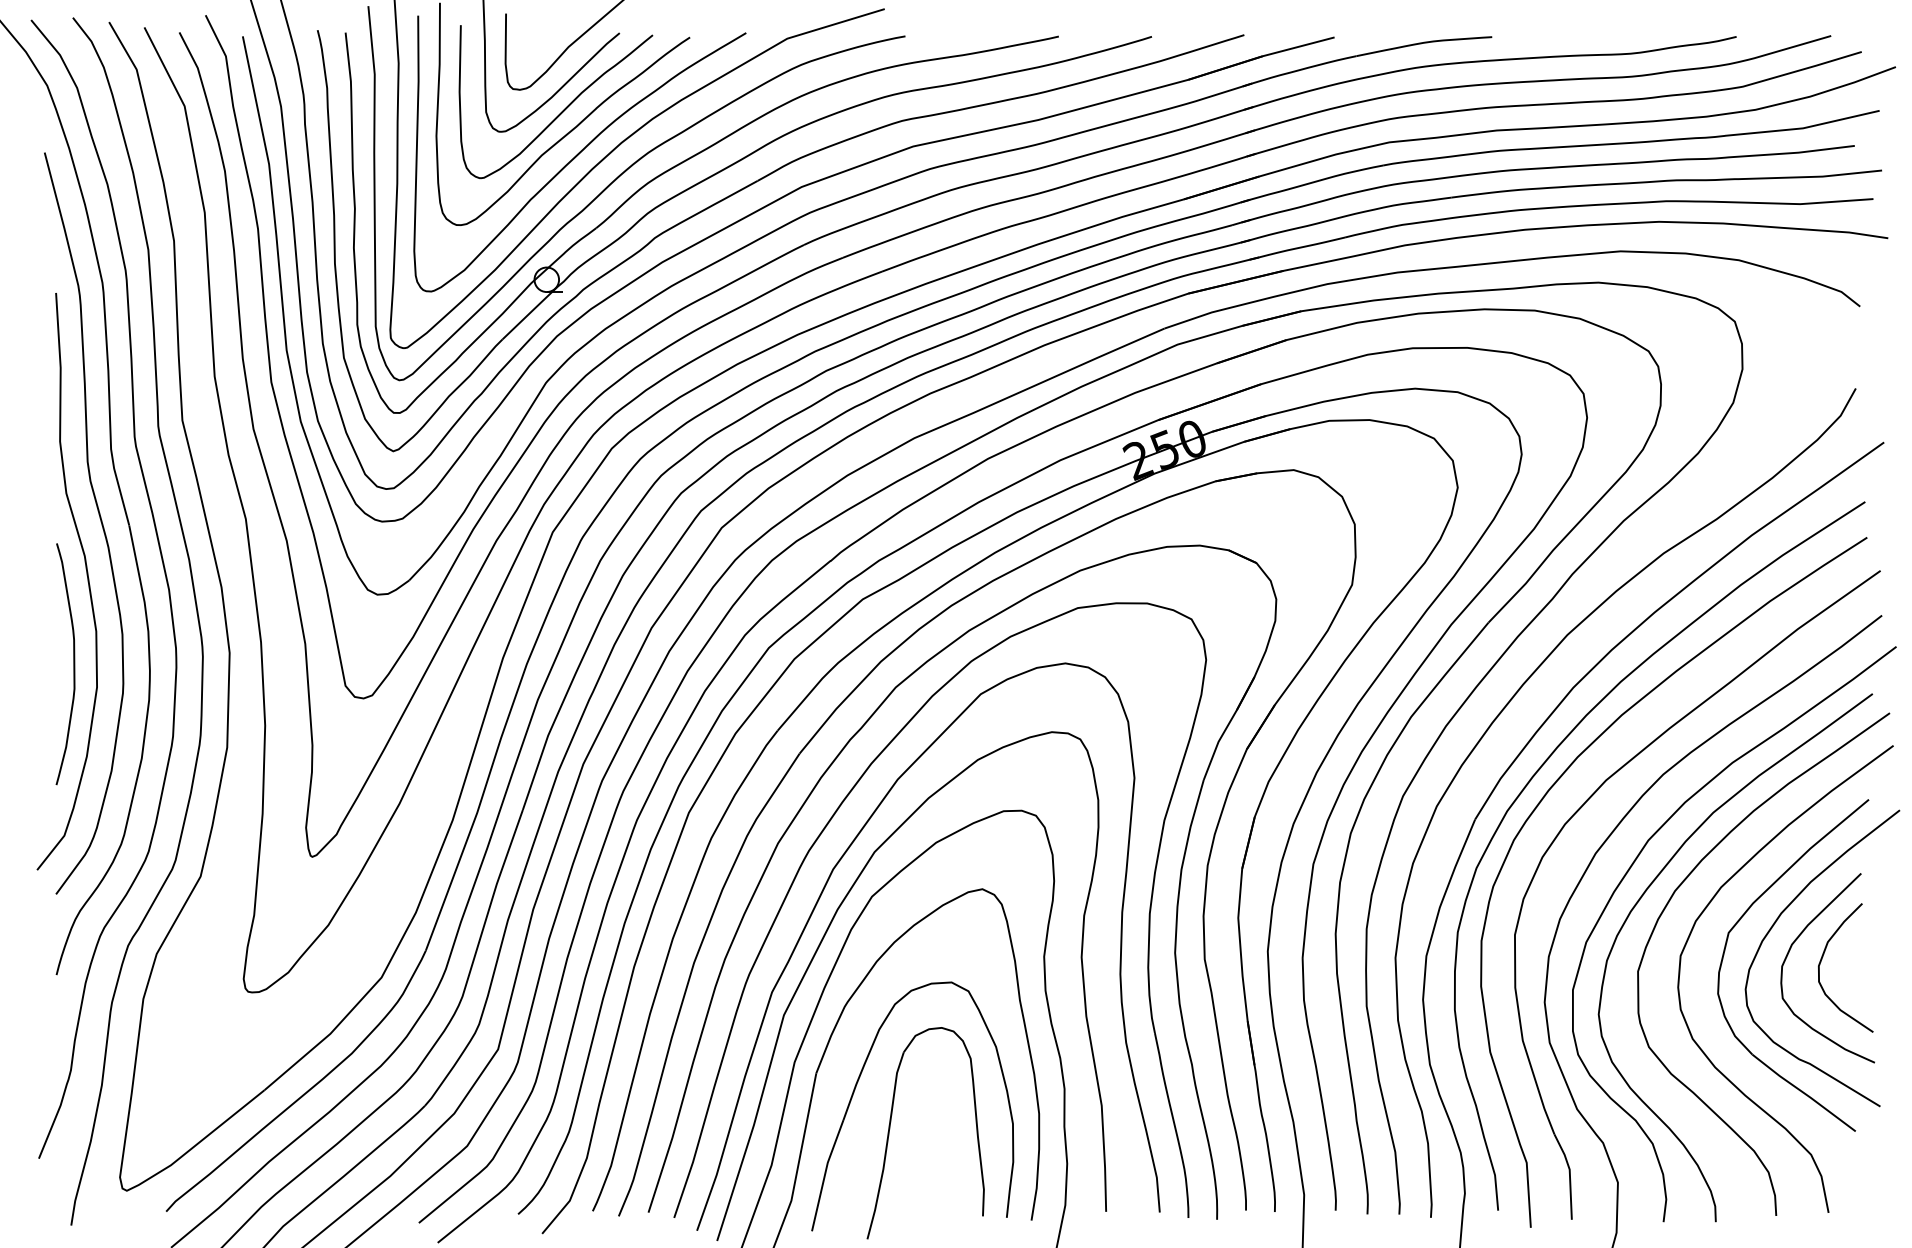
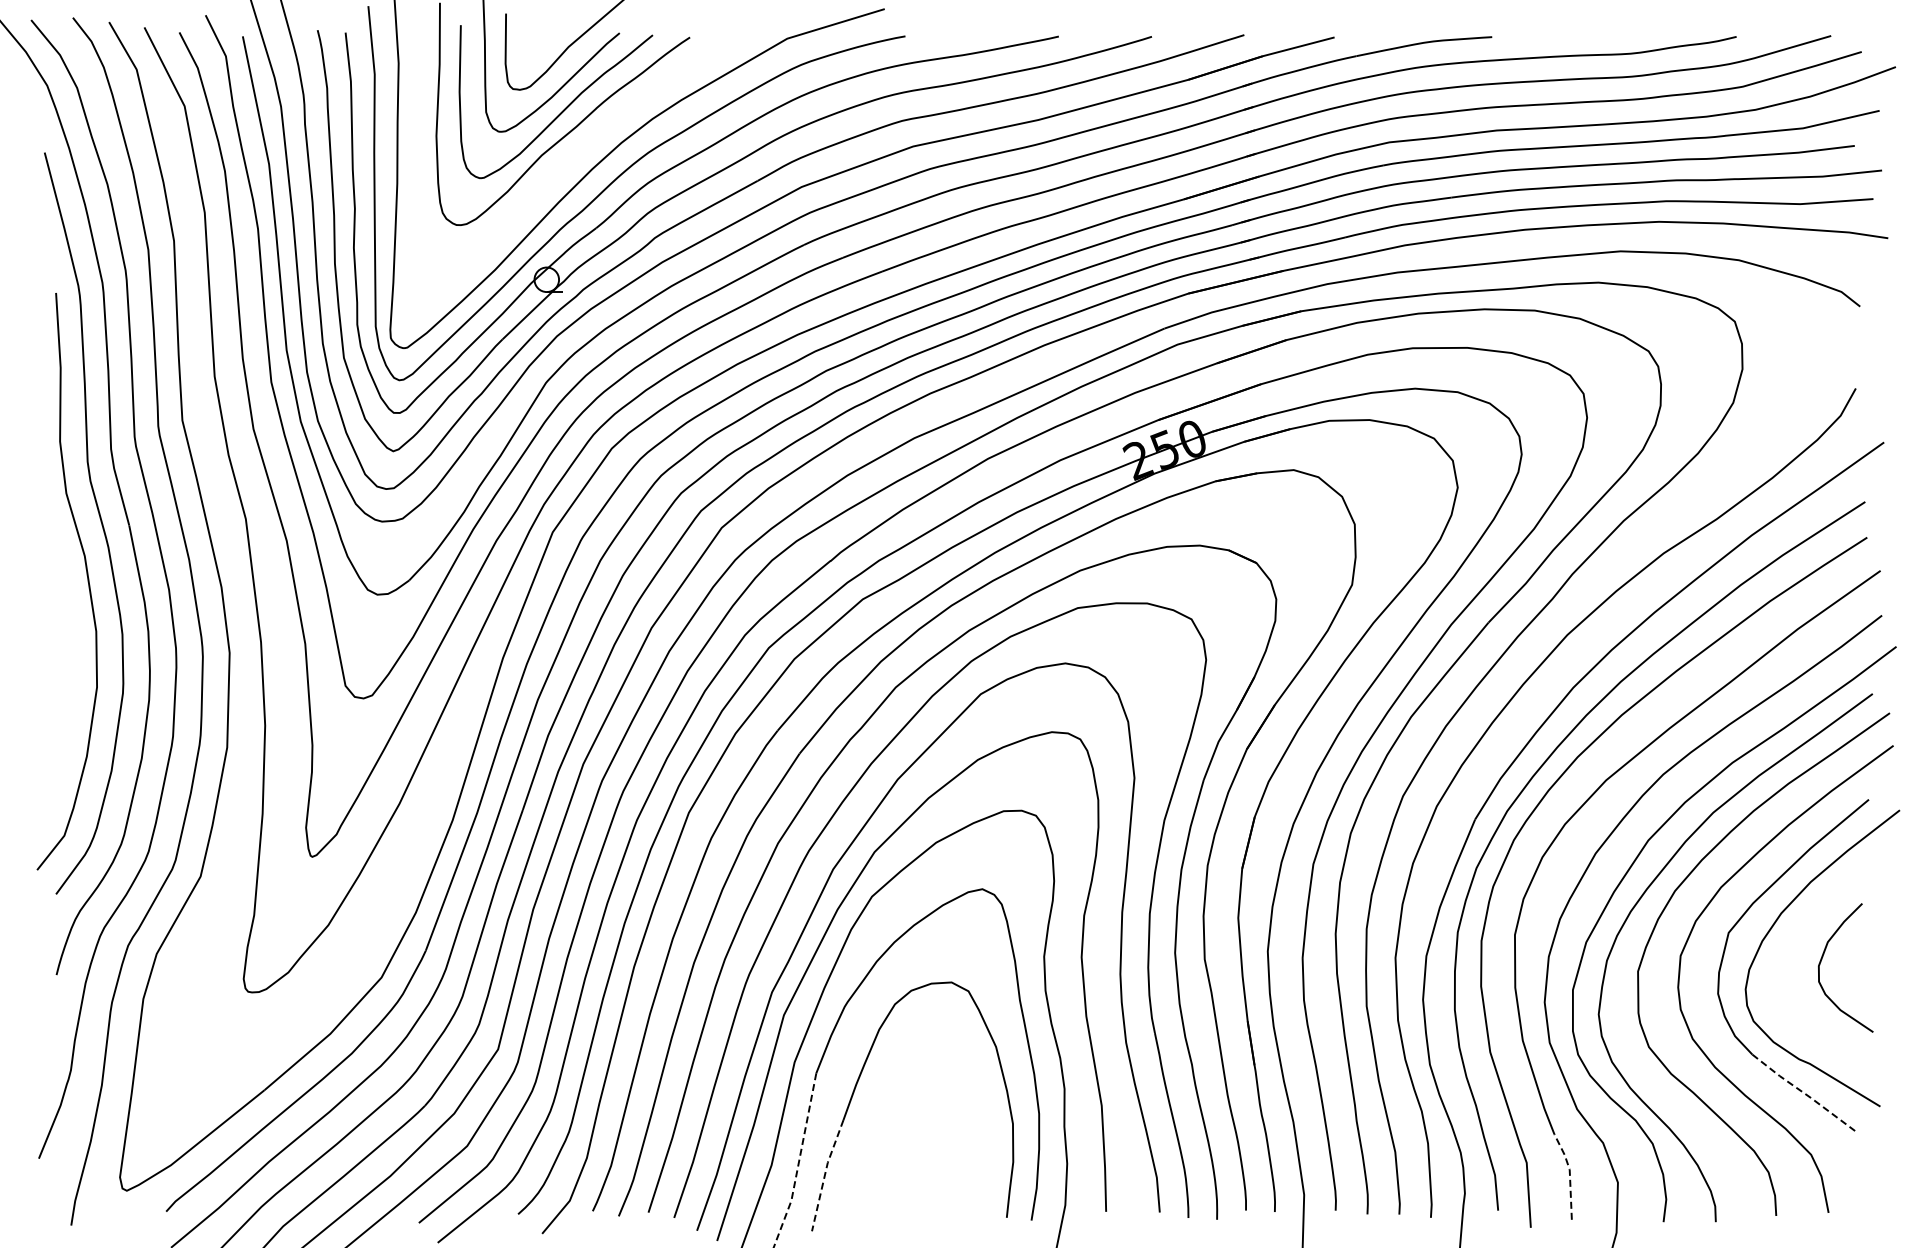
curve: present -> none (579, 153)
curve: present -> none (73, 664)
curve: present -> none (1788, 955)
line: solid -> dashed (1803, 1092)
part: present -> none (890, 1129)
line: solid -> dashed (798, 1162)
line: solid -> dashed (825, 1174)
line: solid -> dashed (1569, 1174)
